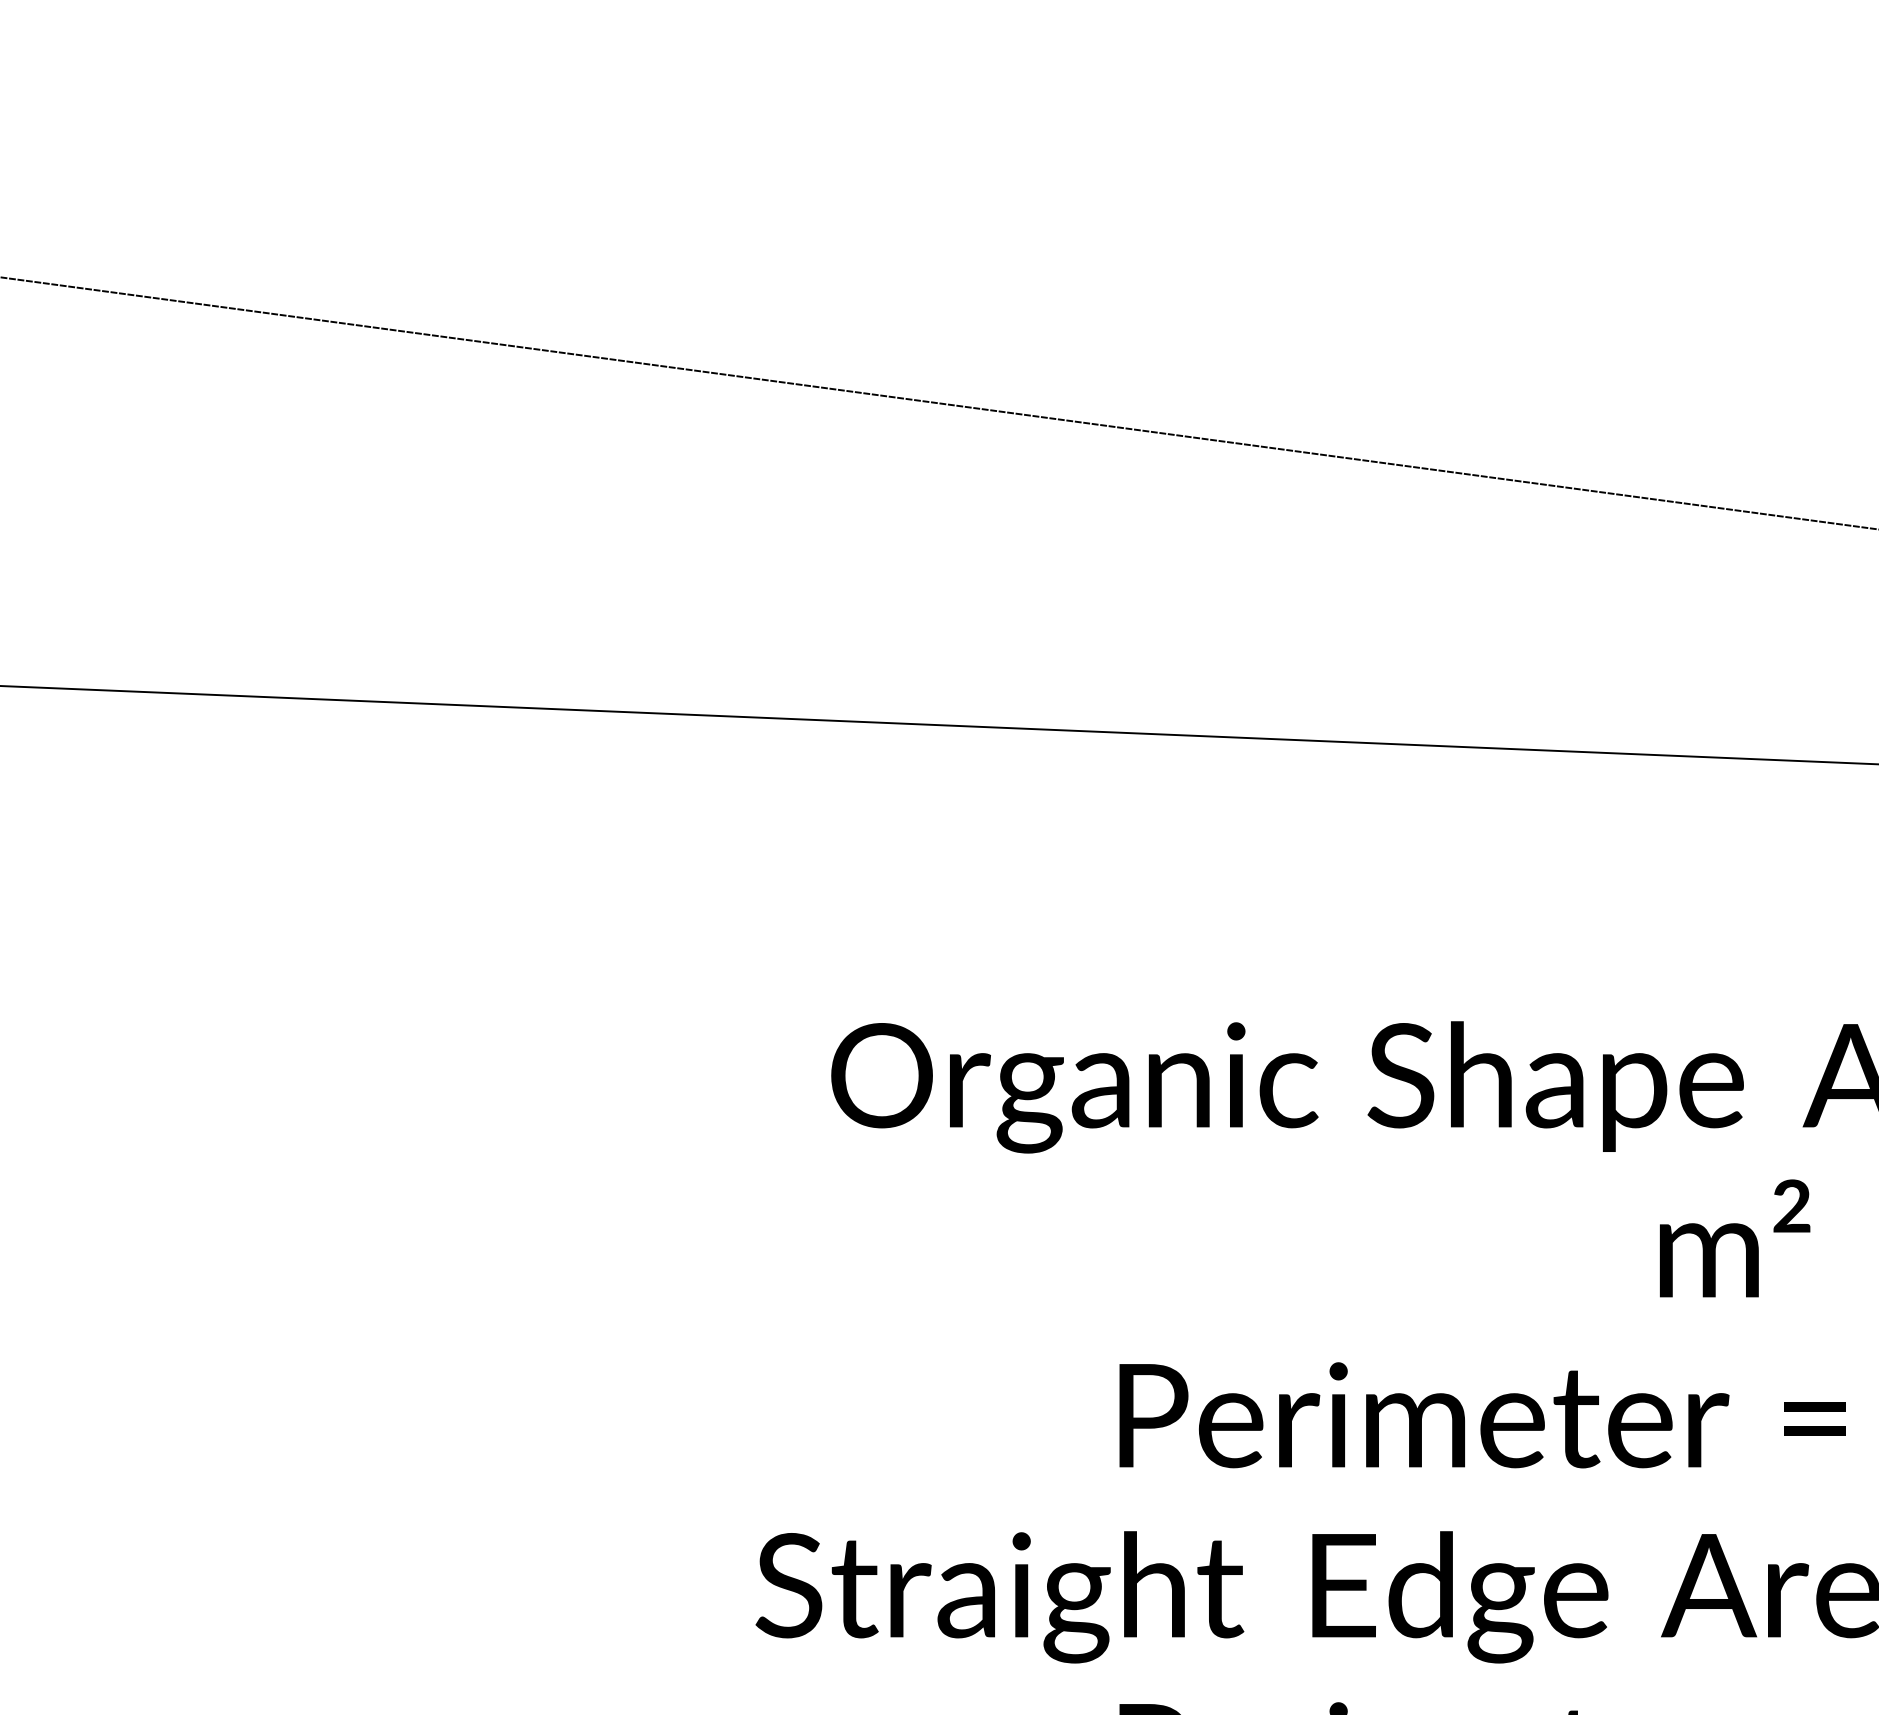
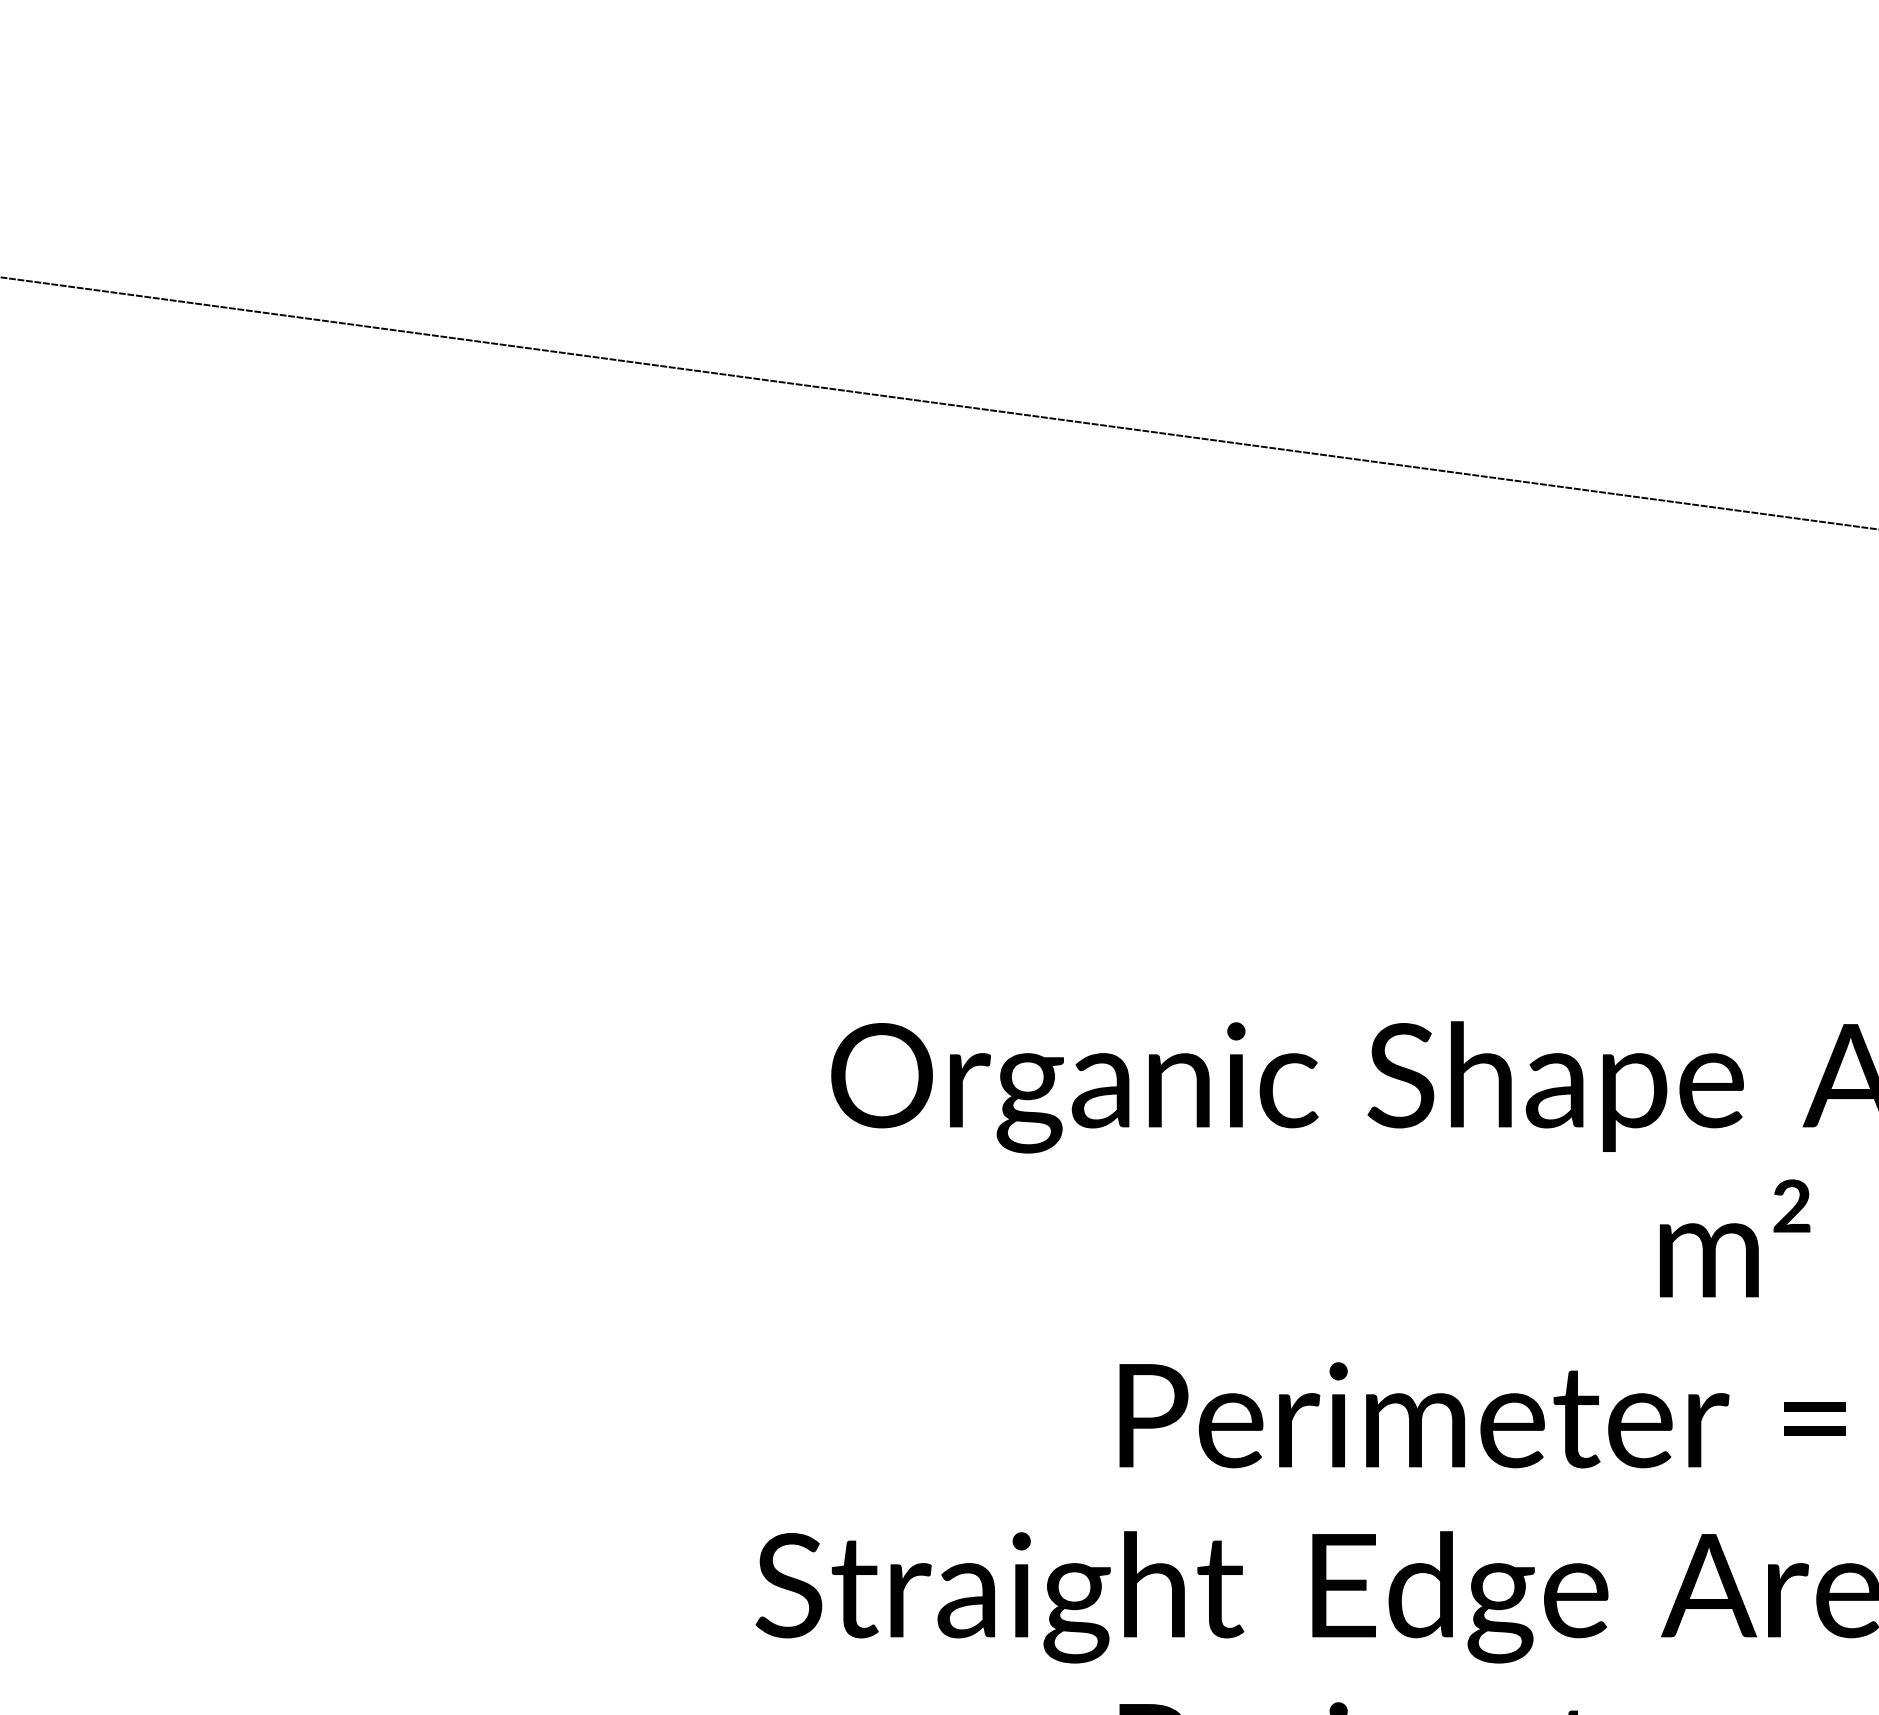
line: present -> none (938, 725)
